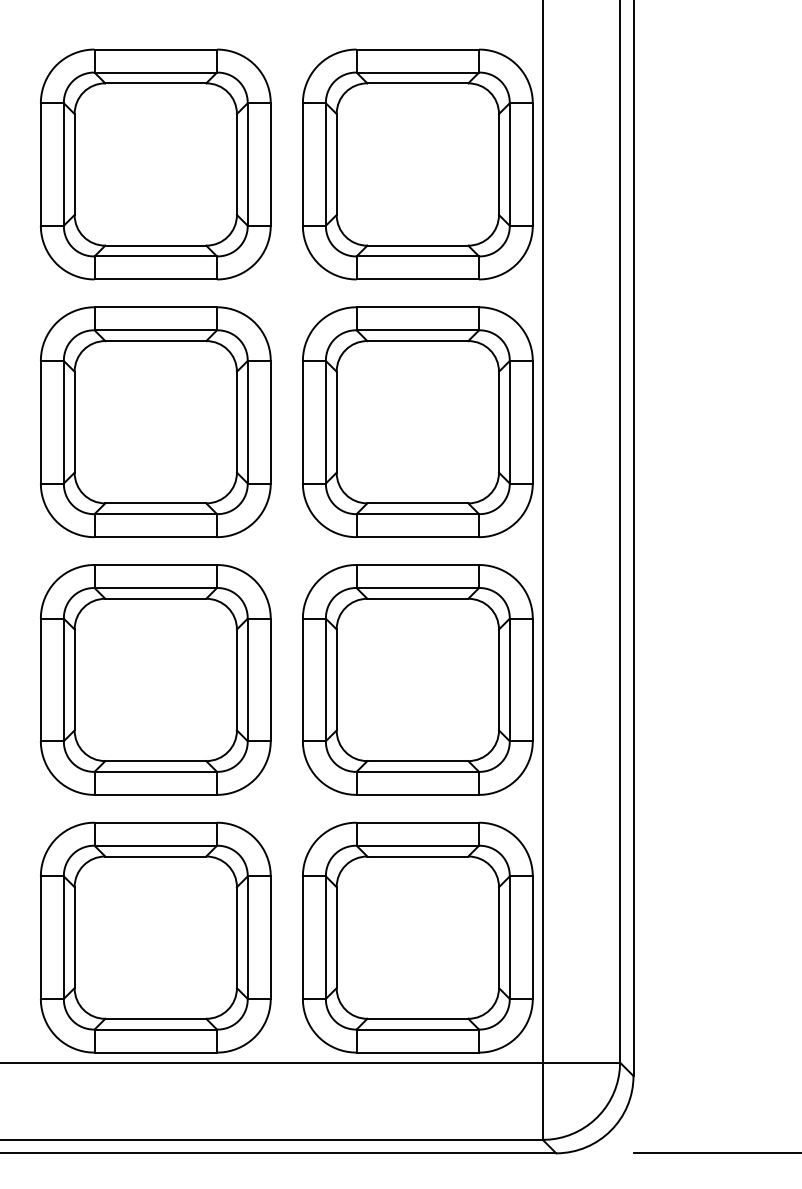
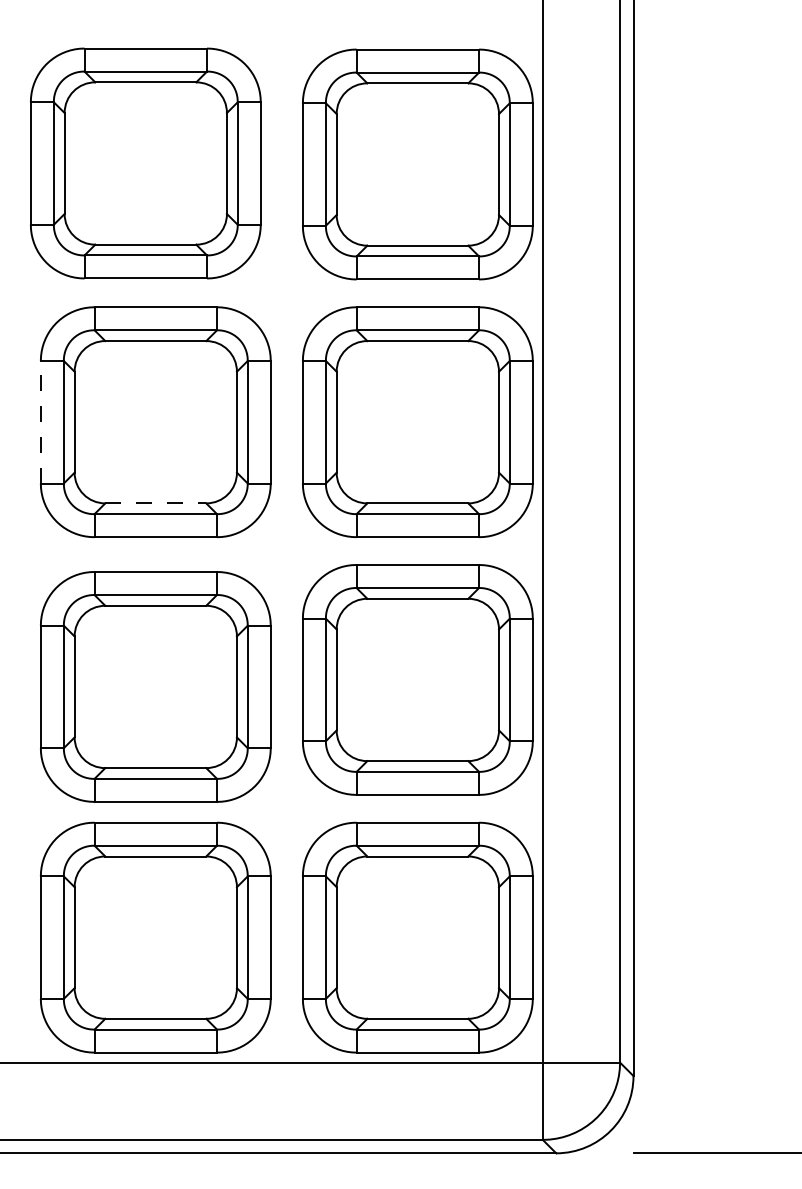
part position: (155, 164) -> (145, 163) (145, 163)
line: solid -> dashed (40, 421)
line: solid -> dashed (156, 503)
part position: (155, 679) -> (155, 686) (155, 686)
